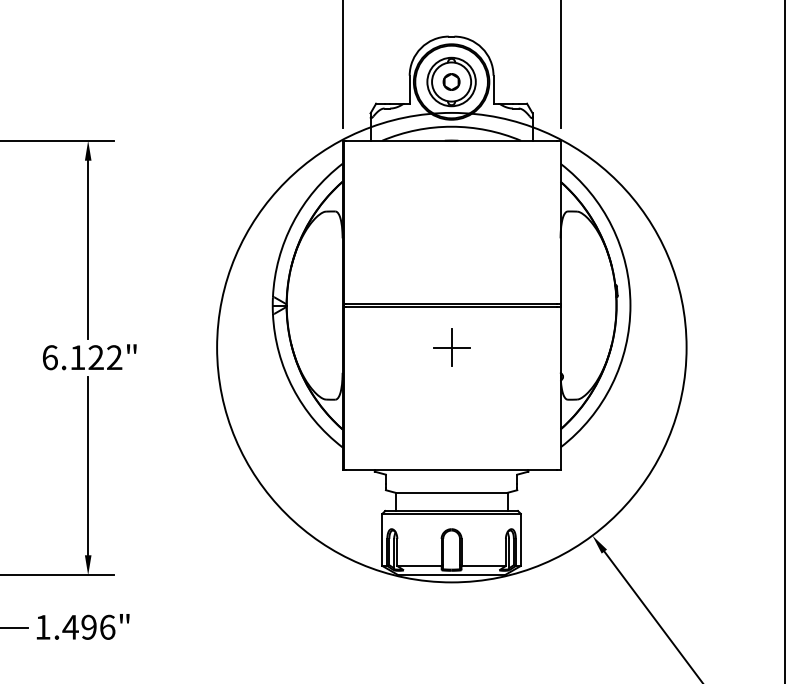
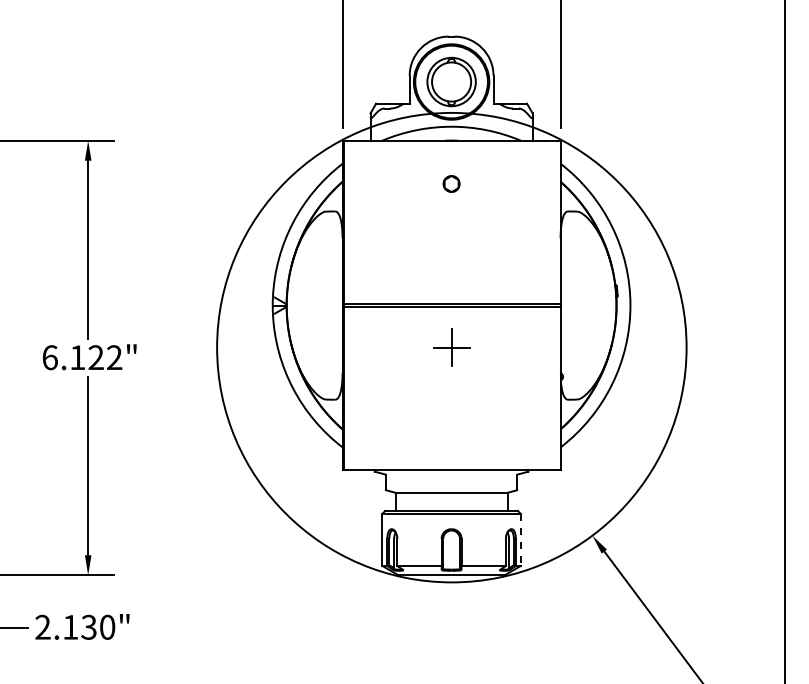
part position: (451, 81) -> (451, 183) (451, 183)
line: solid -> dashed (520, 540)
text: 1.496" -> 2.130" (75, 626)
